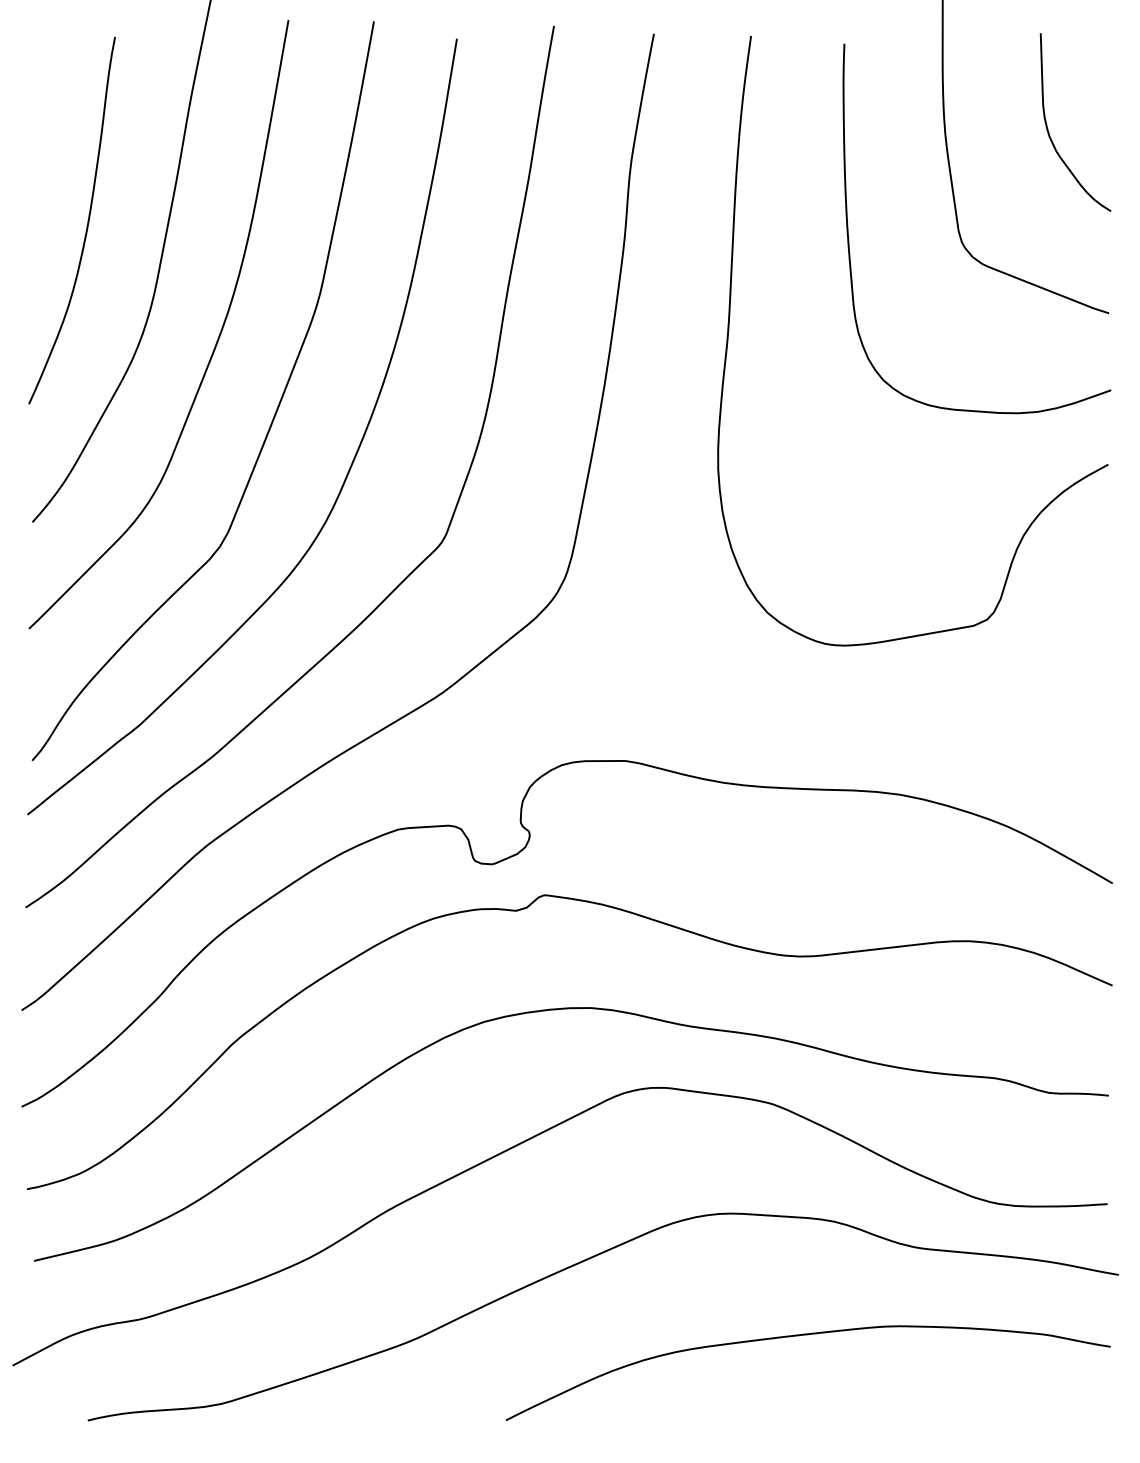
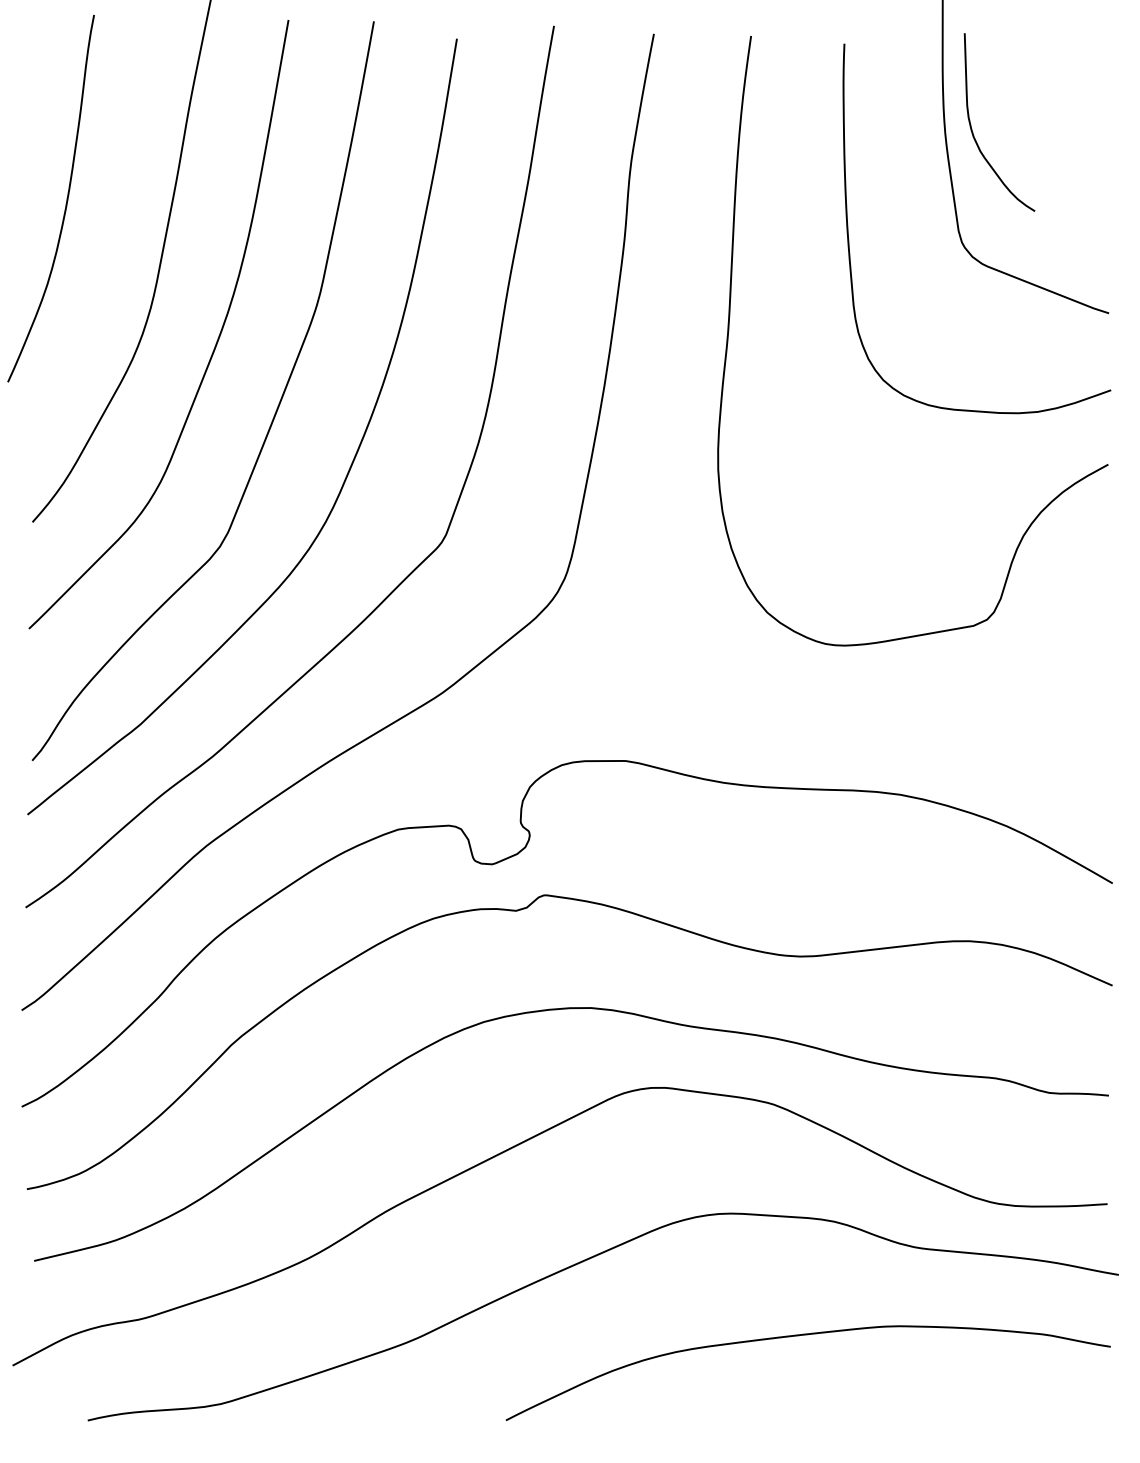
curve position: (1048, 128) -> (972, 128) (972, 128)
curve position: (86, 225) -> (65, 203) (65, 203)
